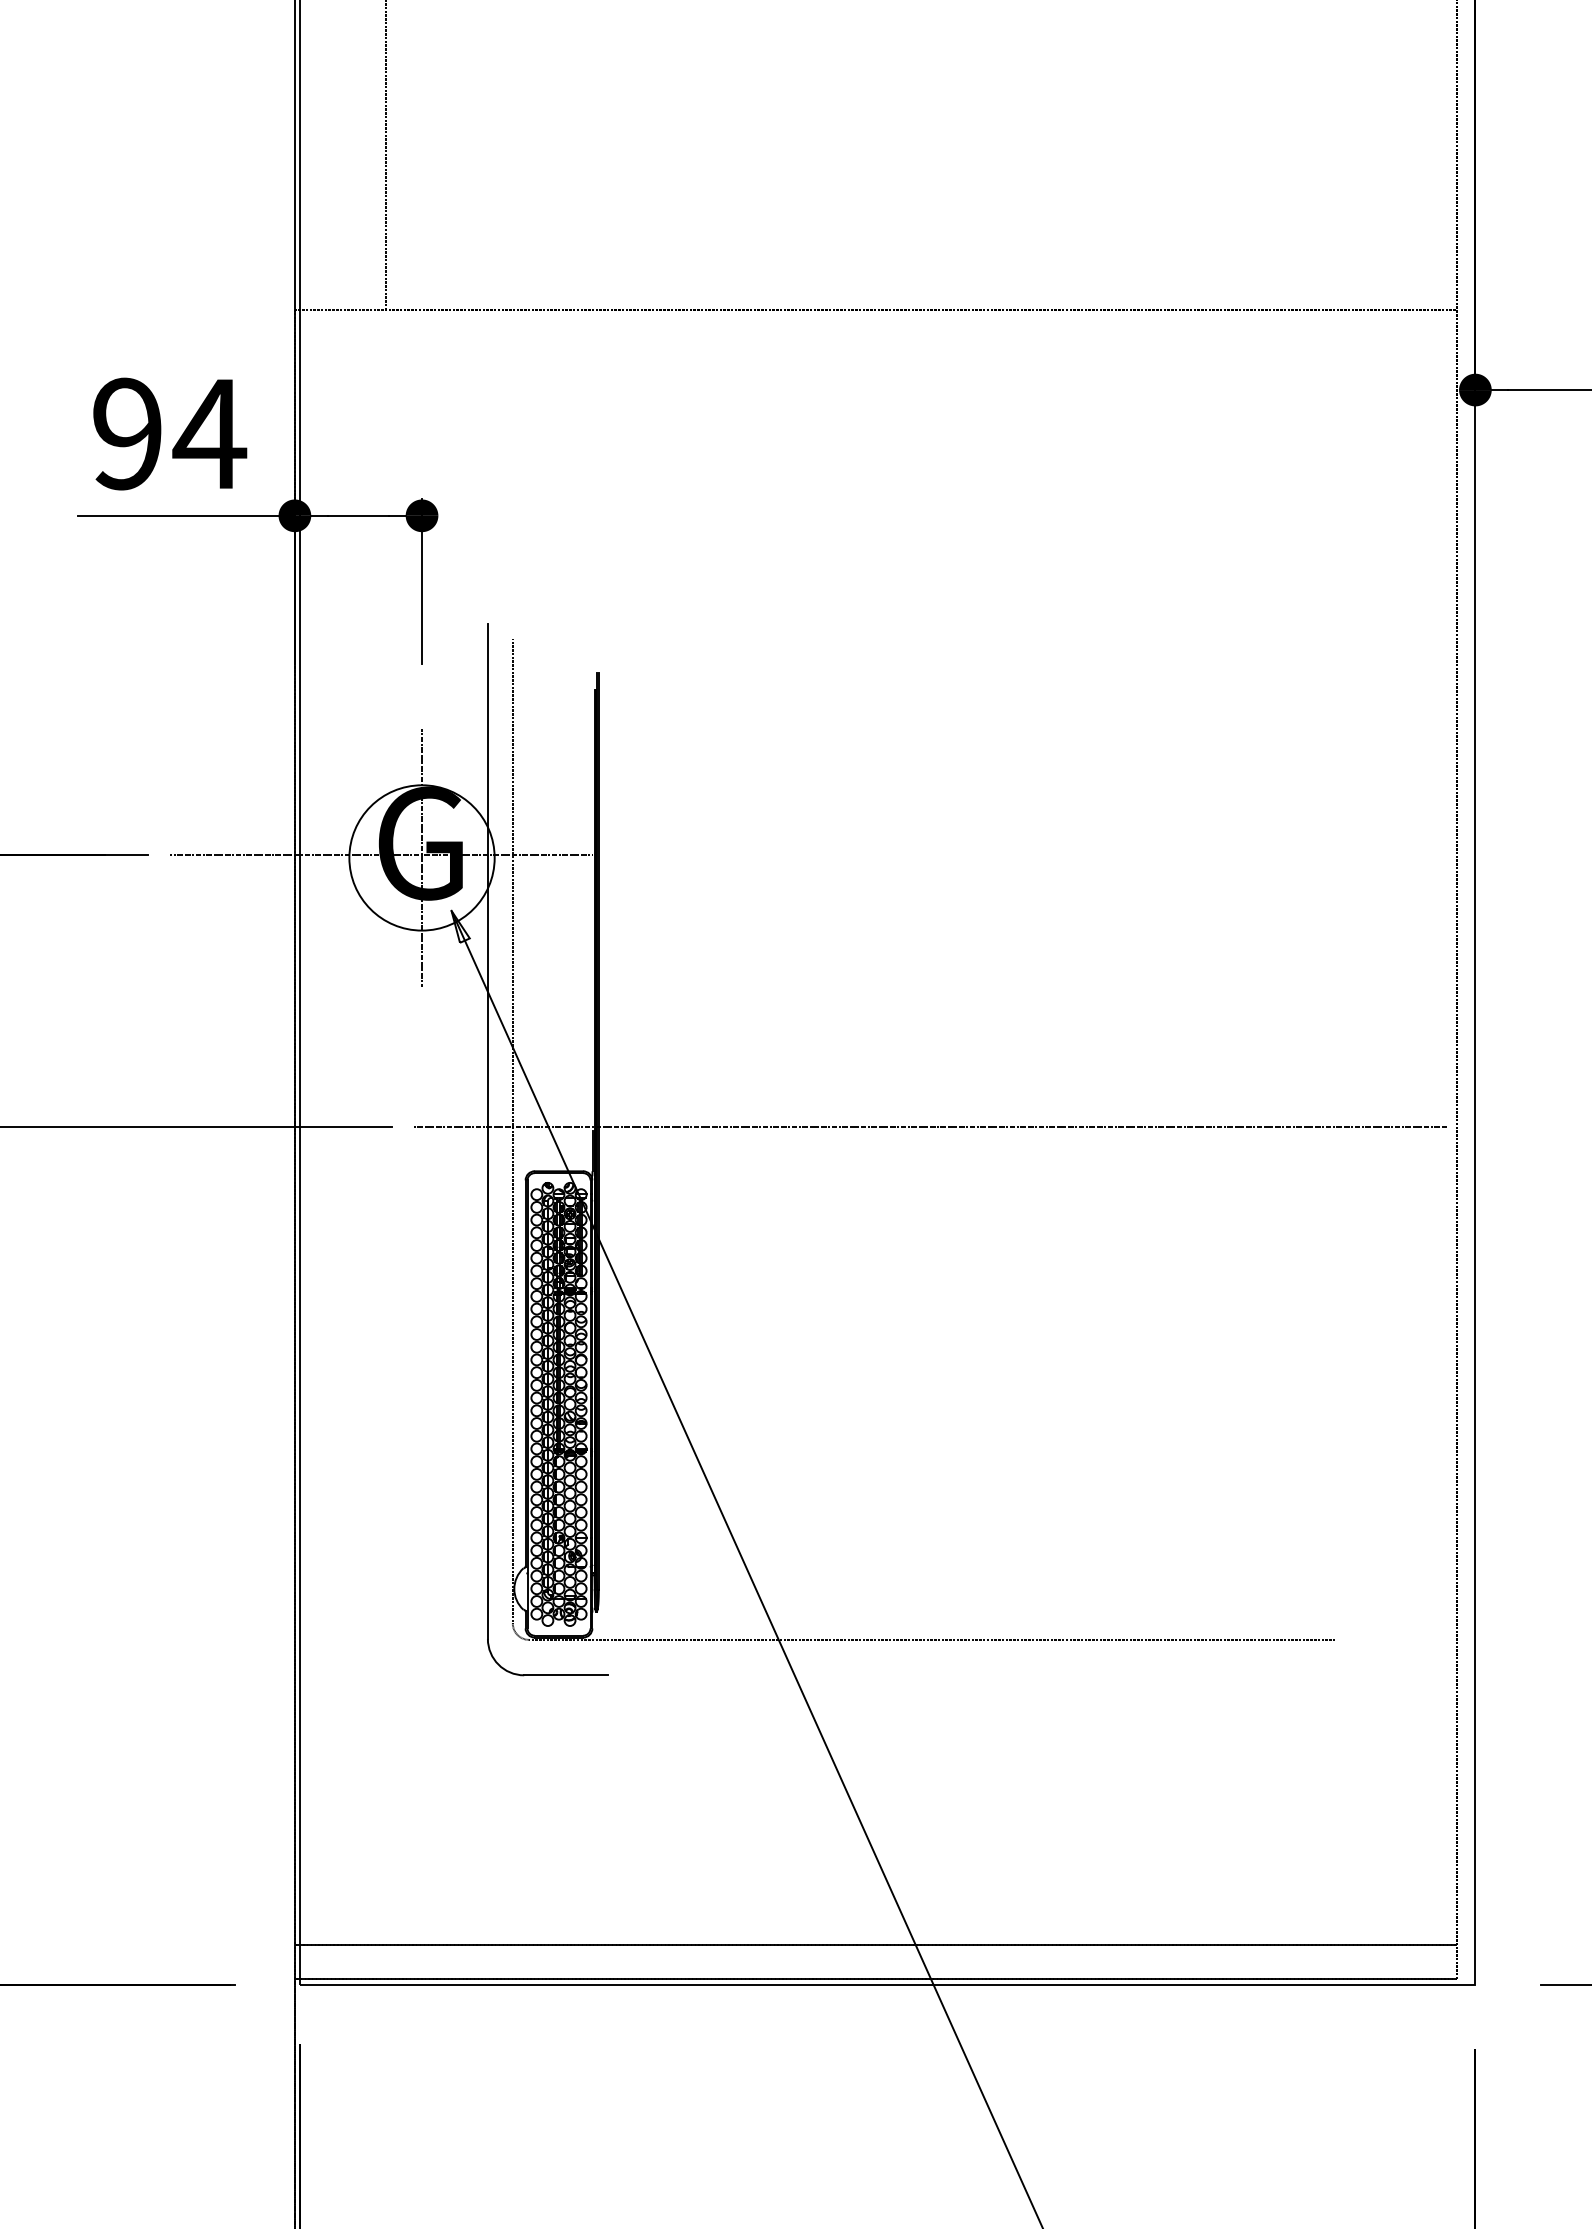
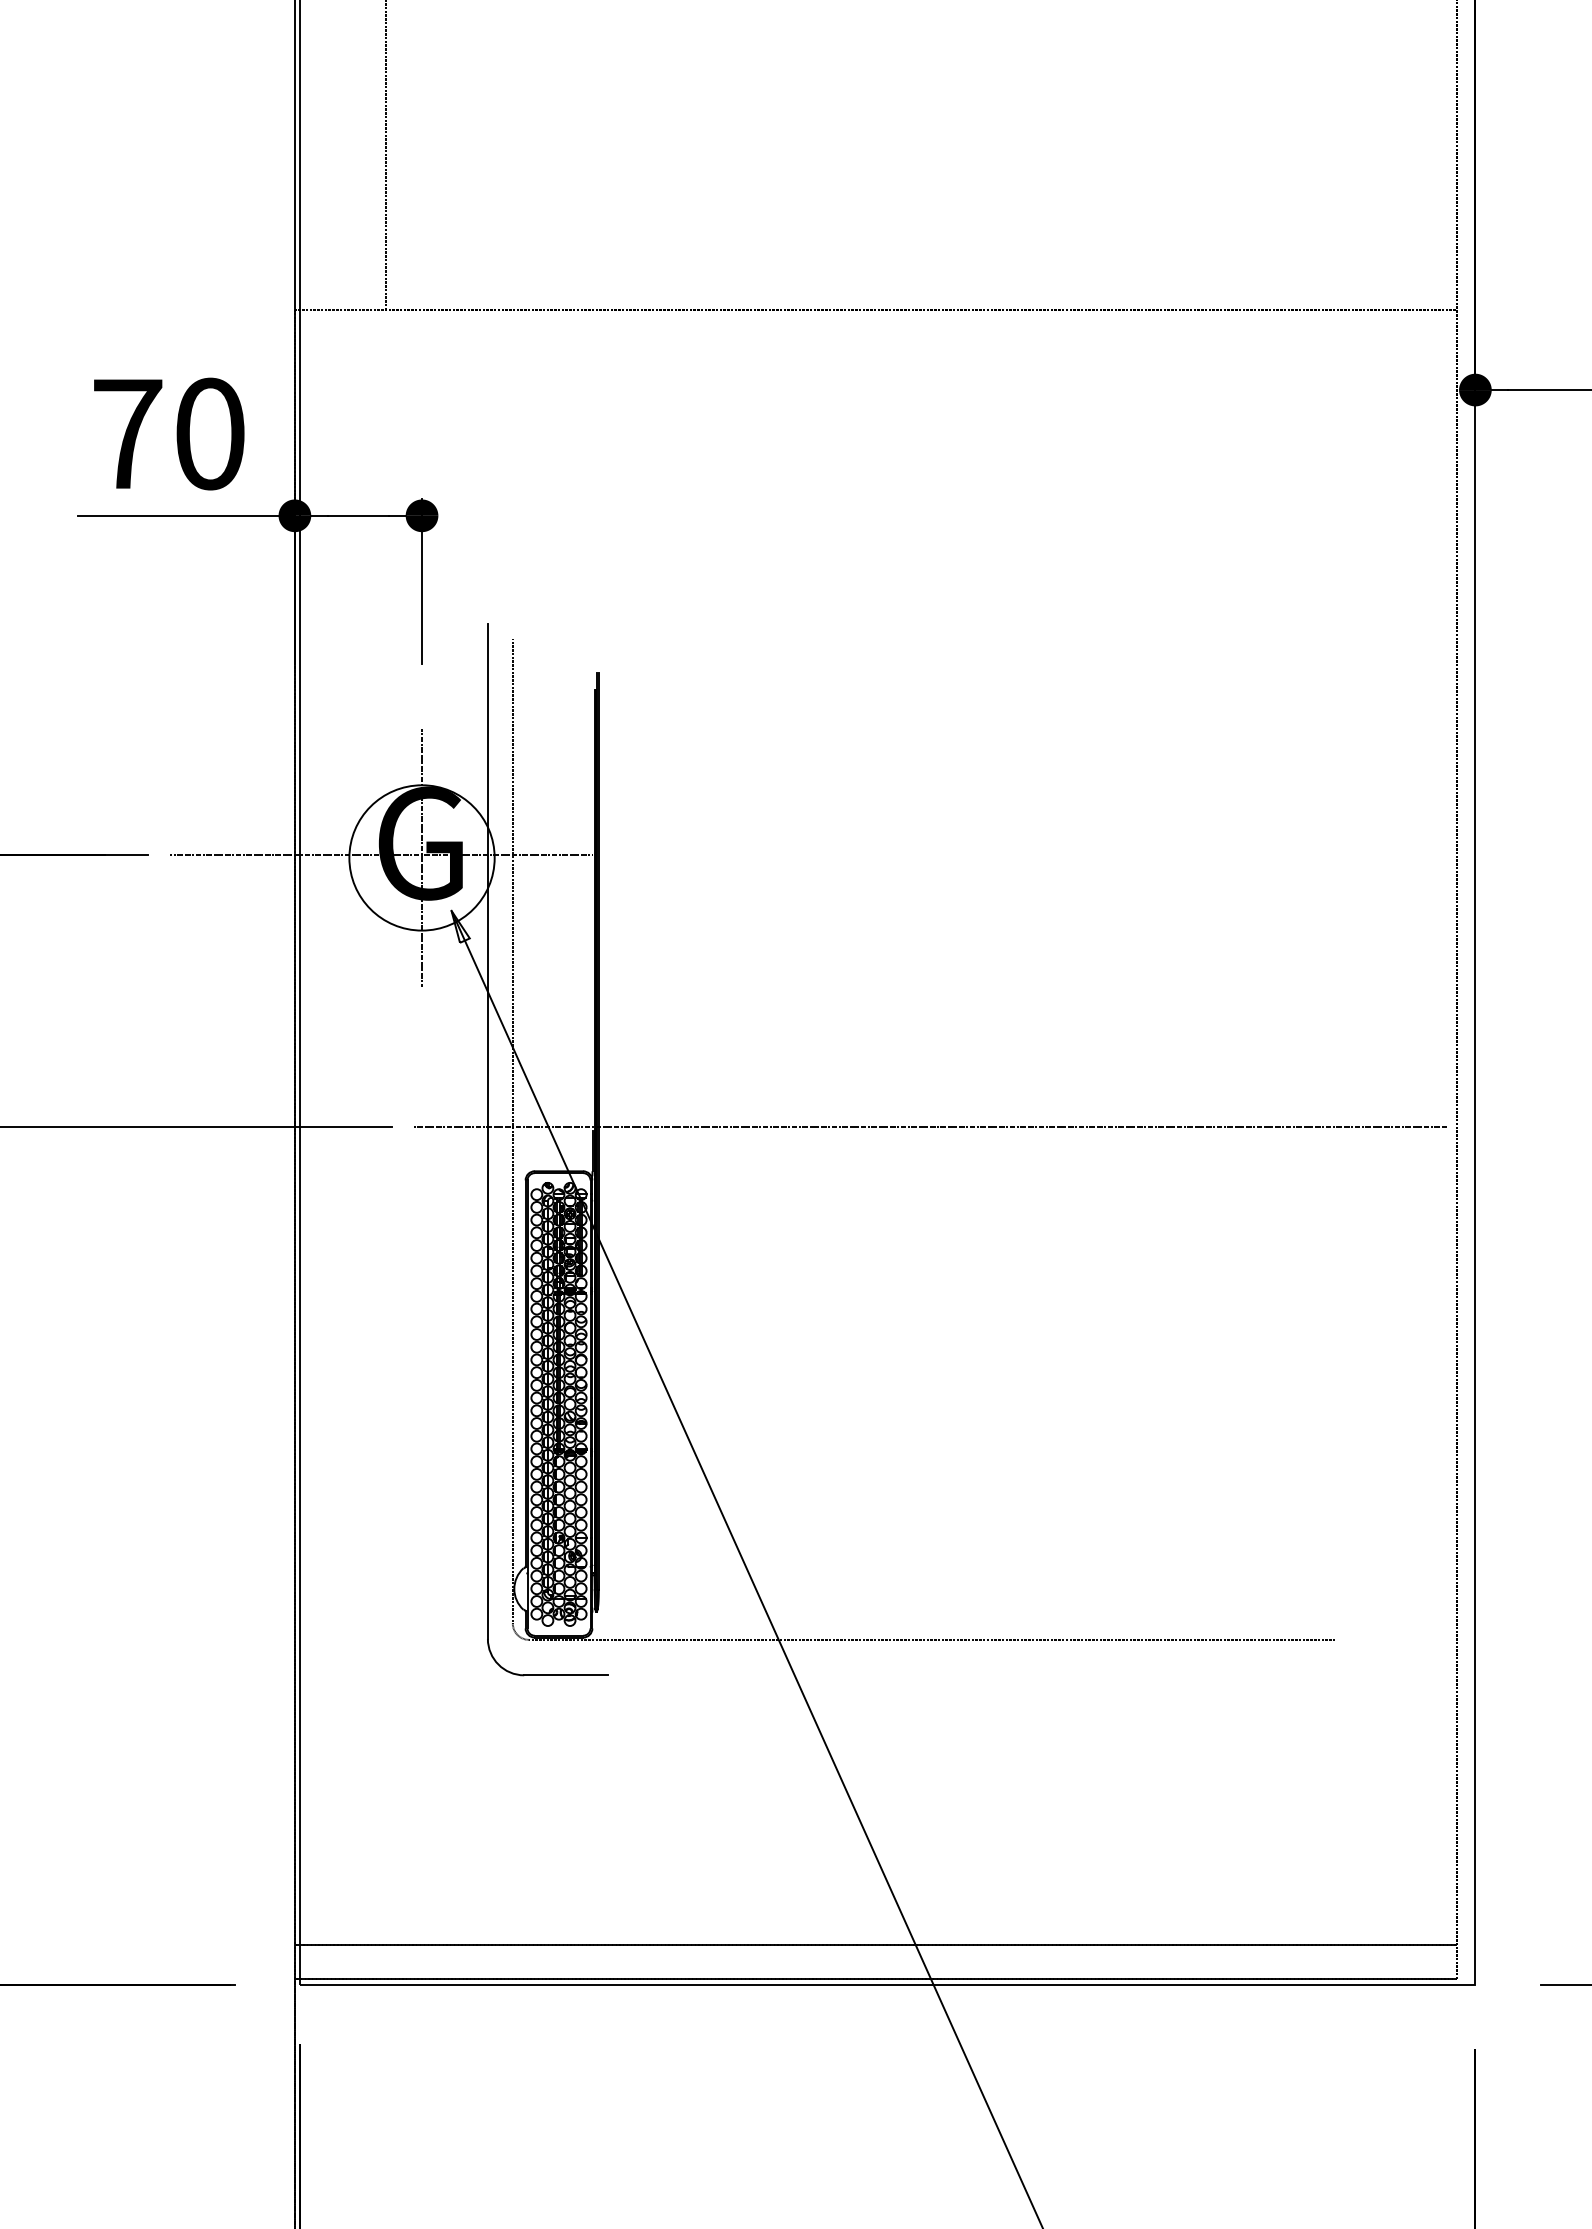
text: 94 -> 70 (170, 433)
